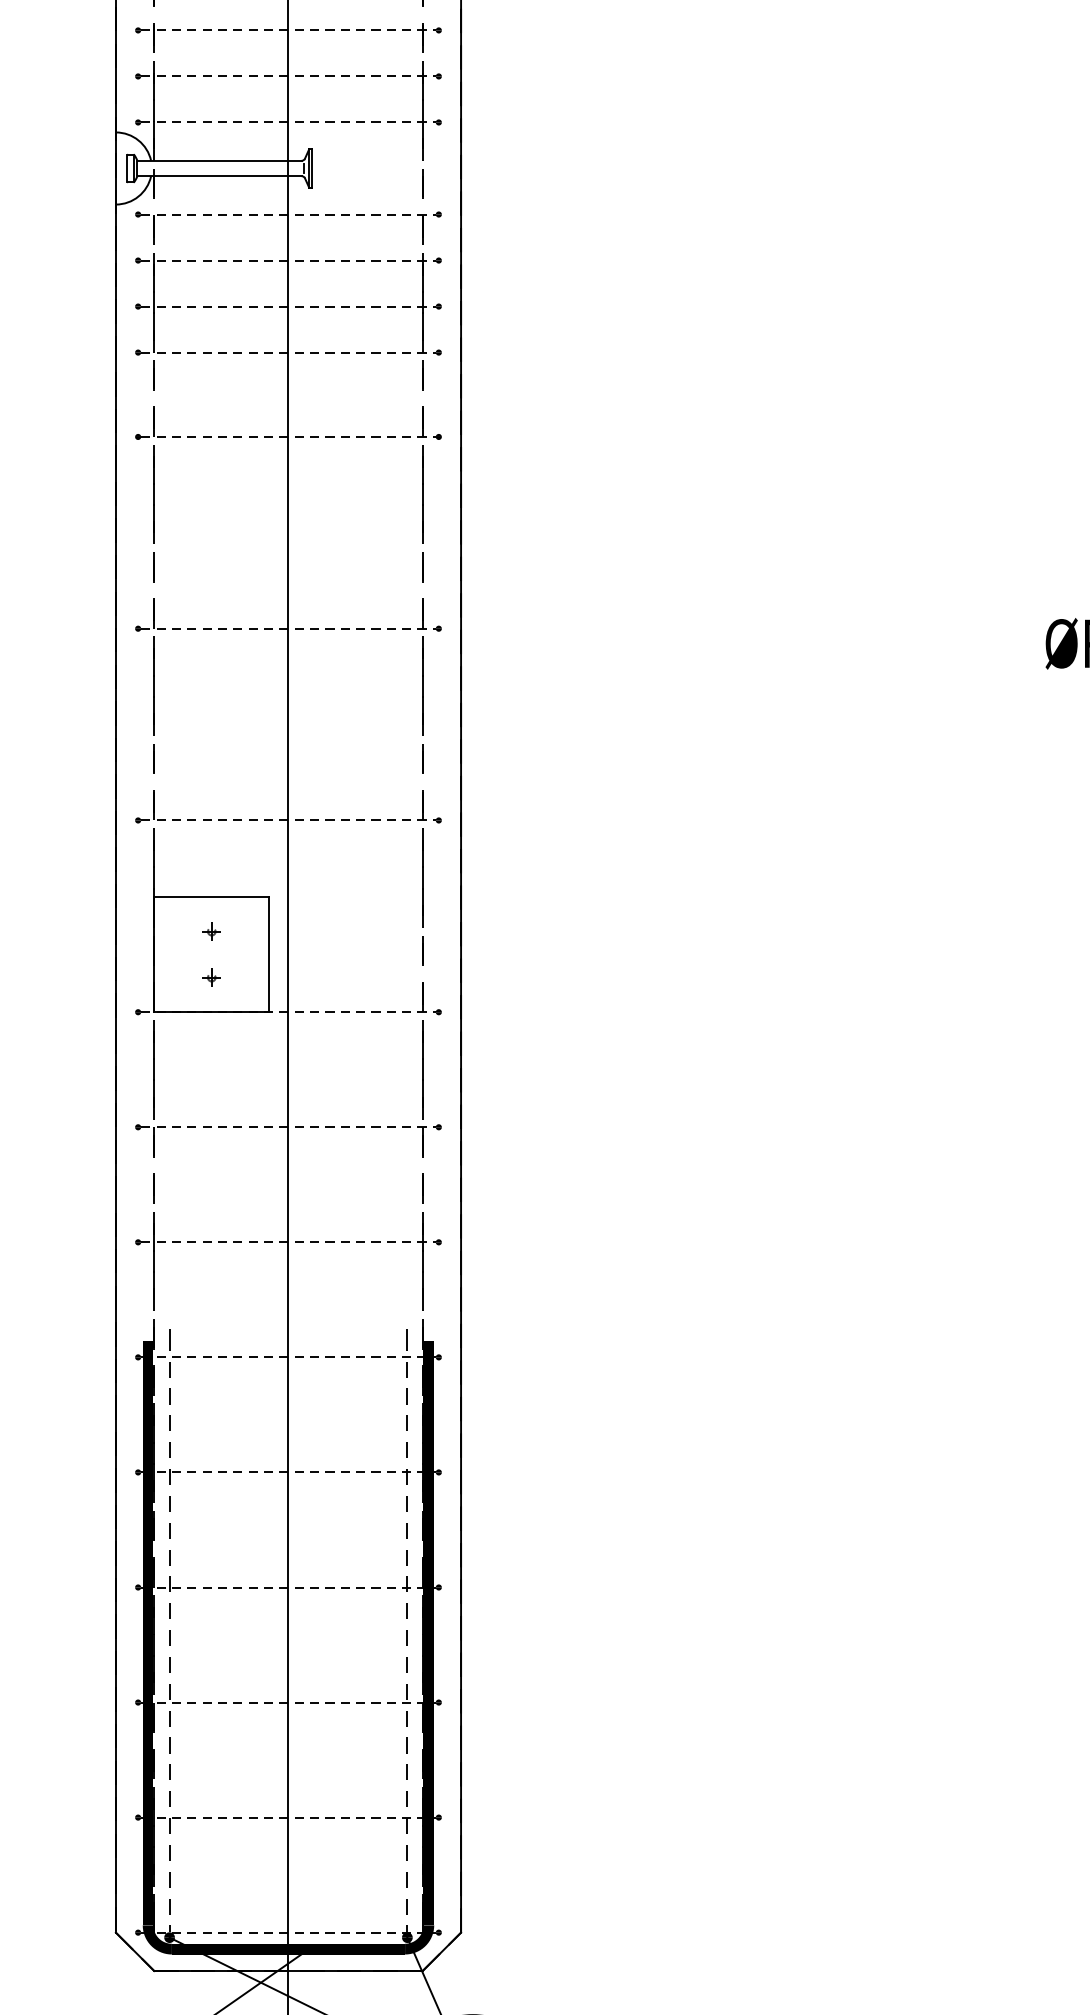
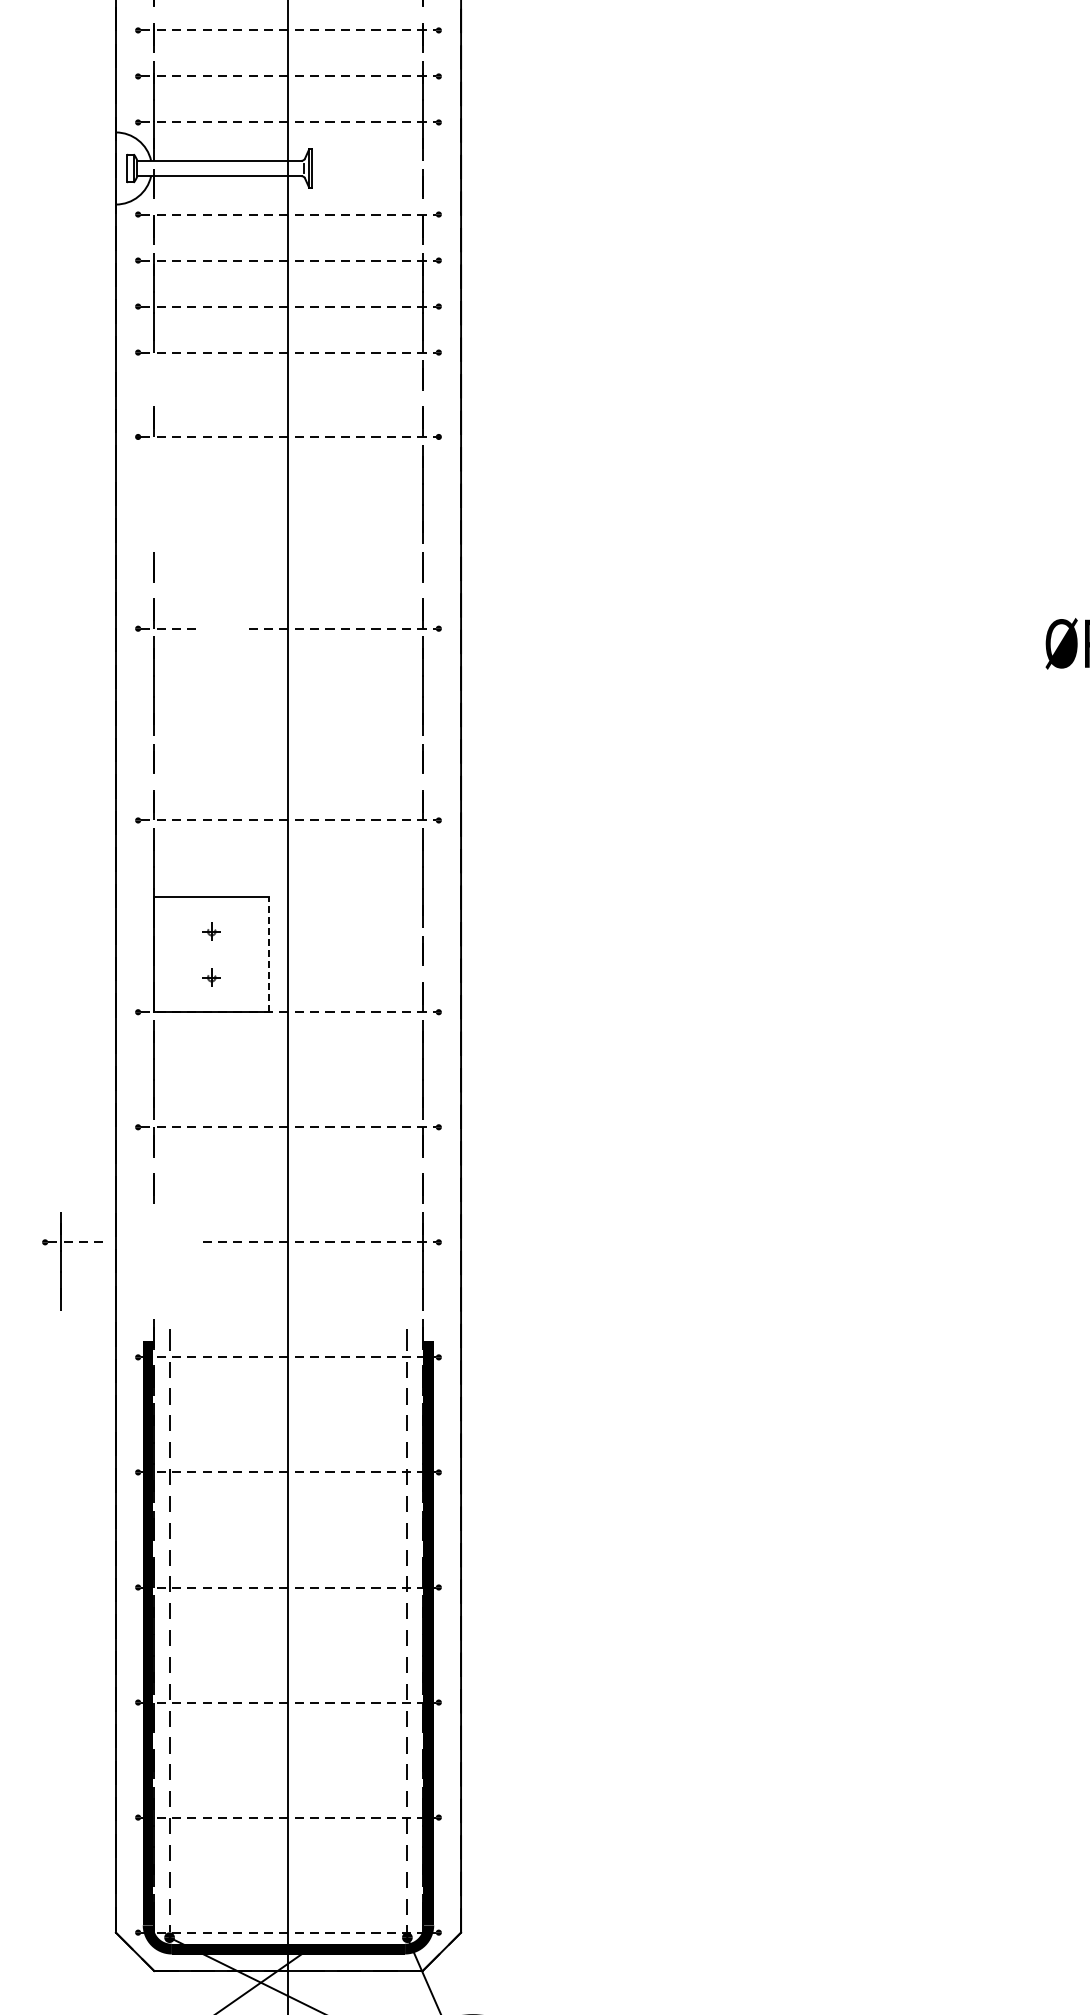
line: present -> none (153, 375)
line: present -> none (153, 494)
line: present -> none (222, 628)
line: solid -> dashed (269, 954)
part position: (154, 1261) -> (61, 1261) (61, 1261)
